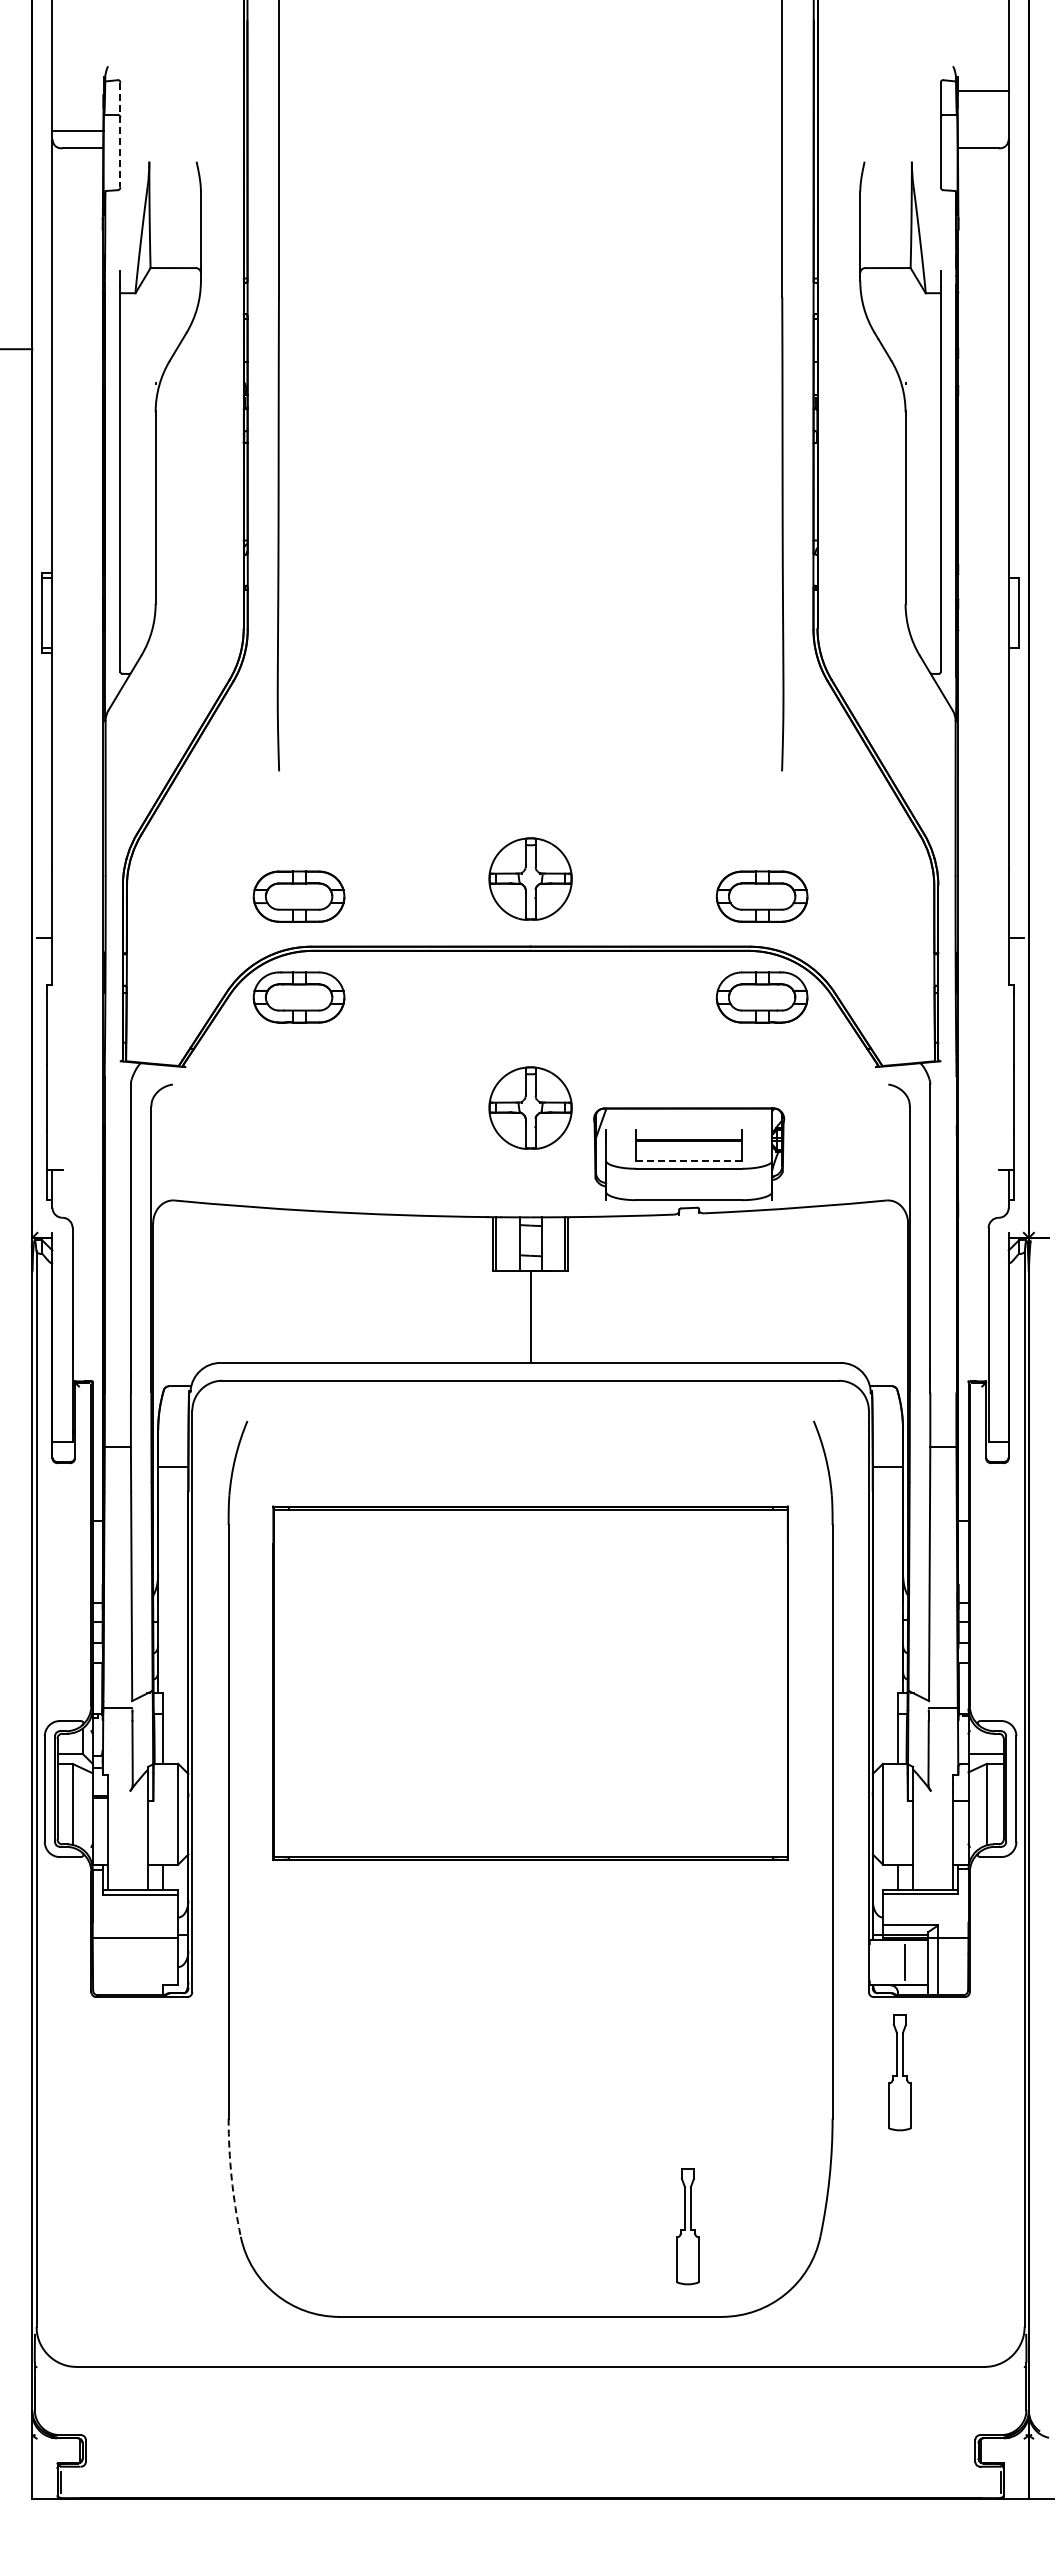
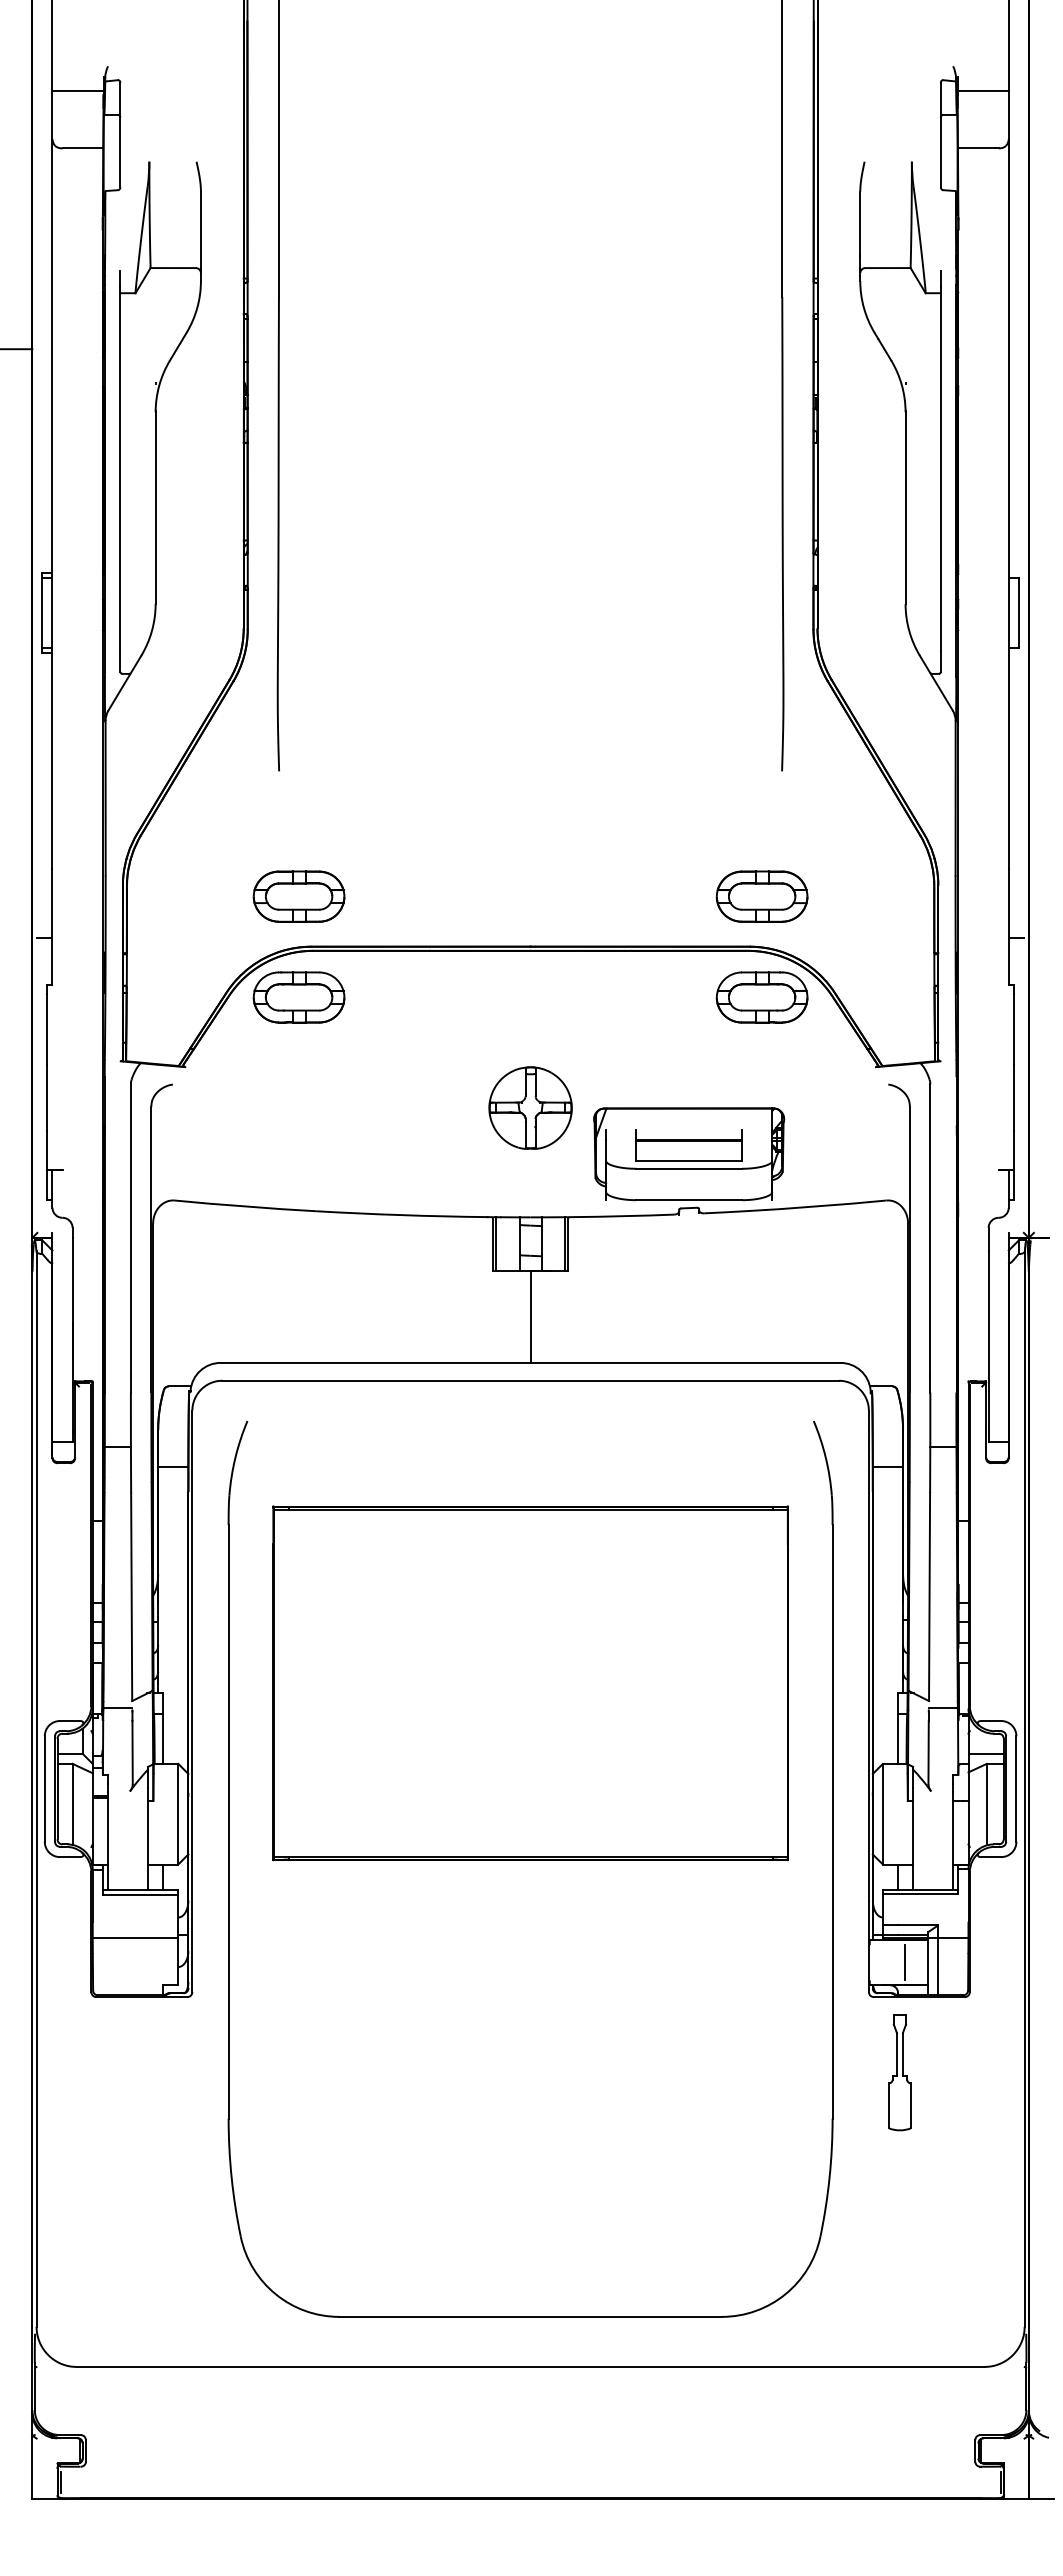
line position: (77, 131) -> (77, 91) (77, 91)
line: dashed -> solid (120, 135)
part: present -> none (530, 878)
line: dashed -> solid (689, 1160)
arc: dashed -> solid (231, 2178)
part: present -> none (687, 2226)
